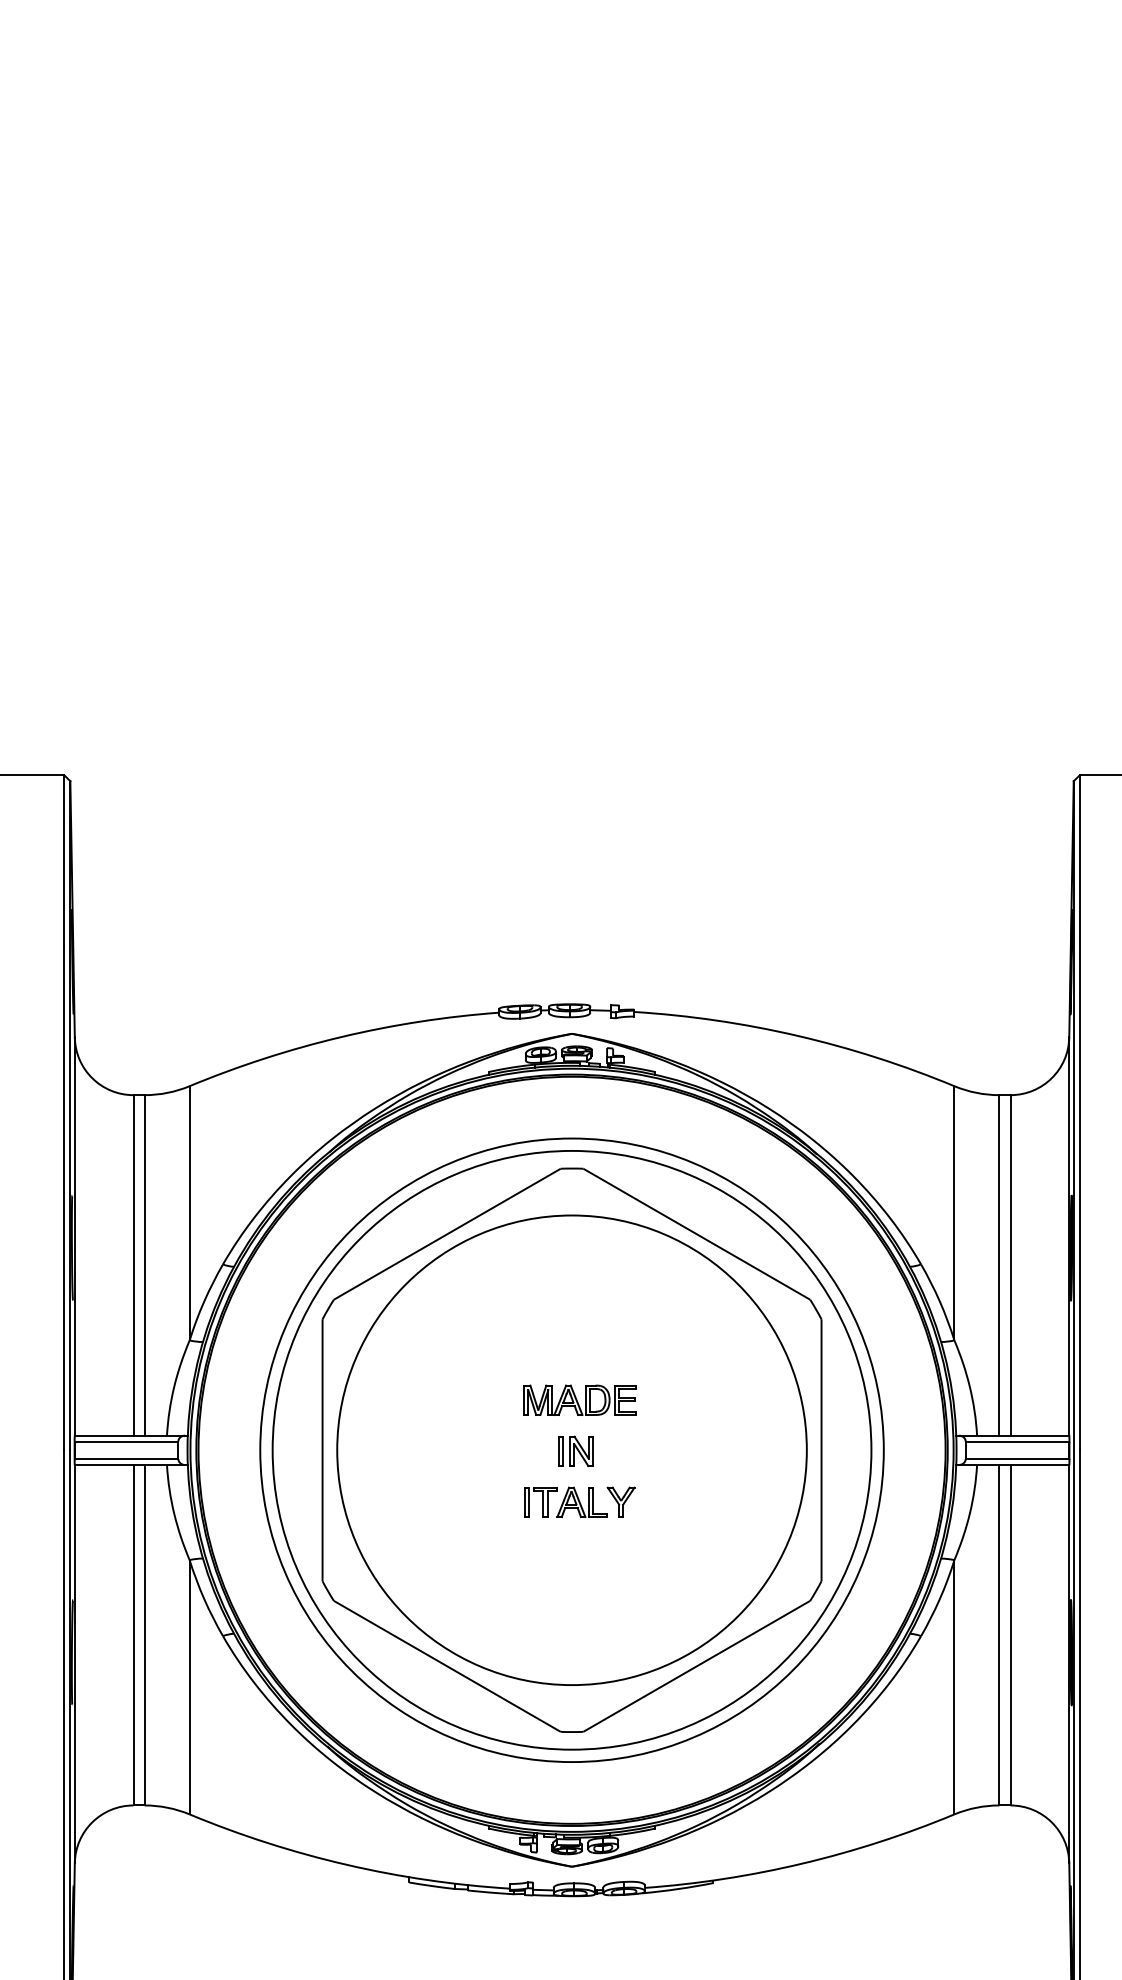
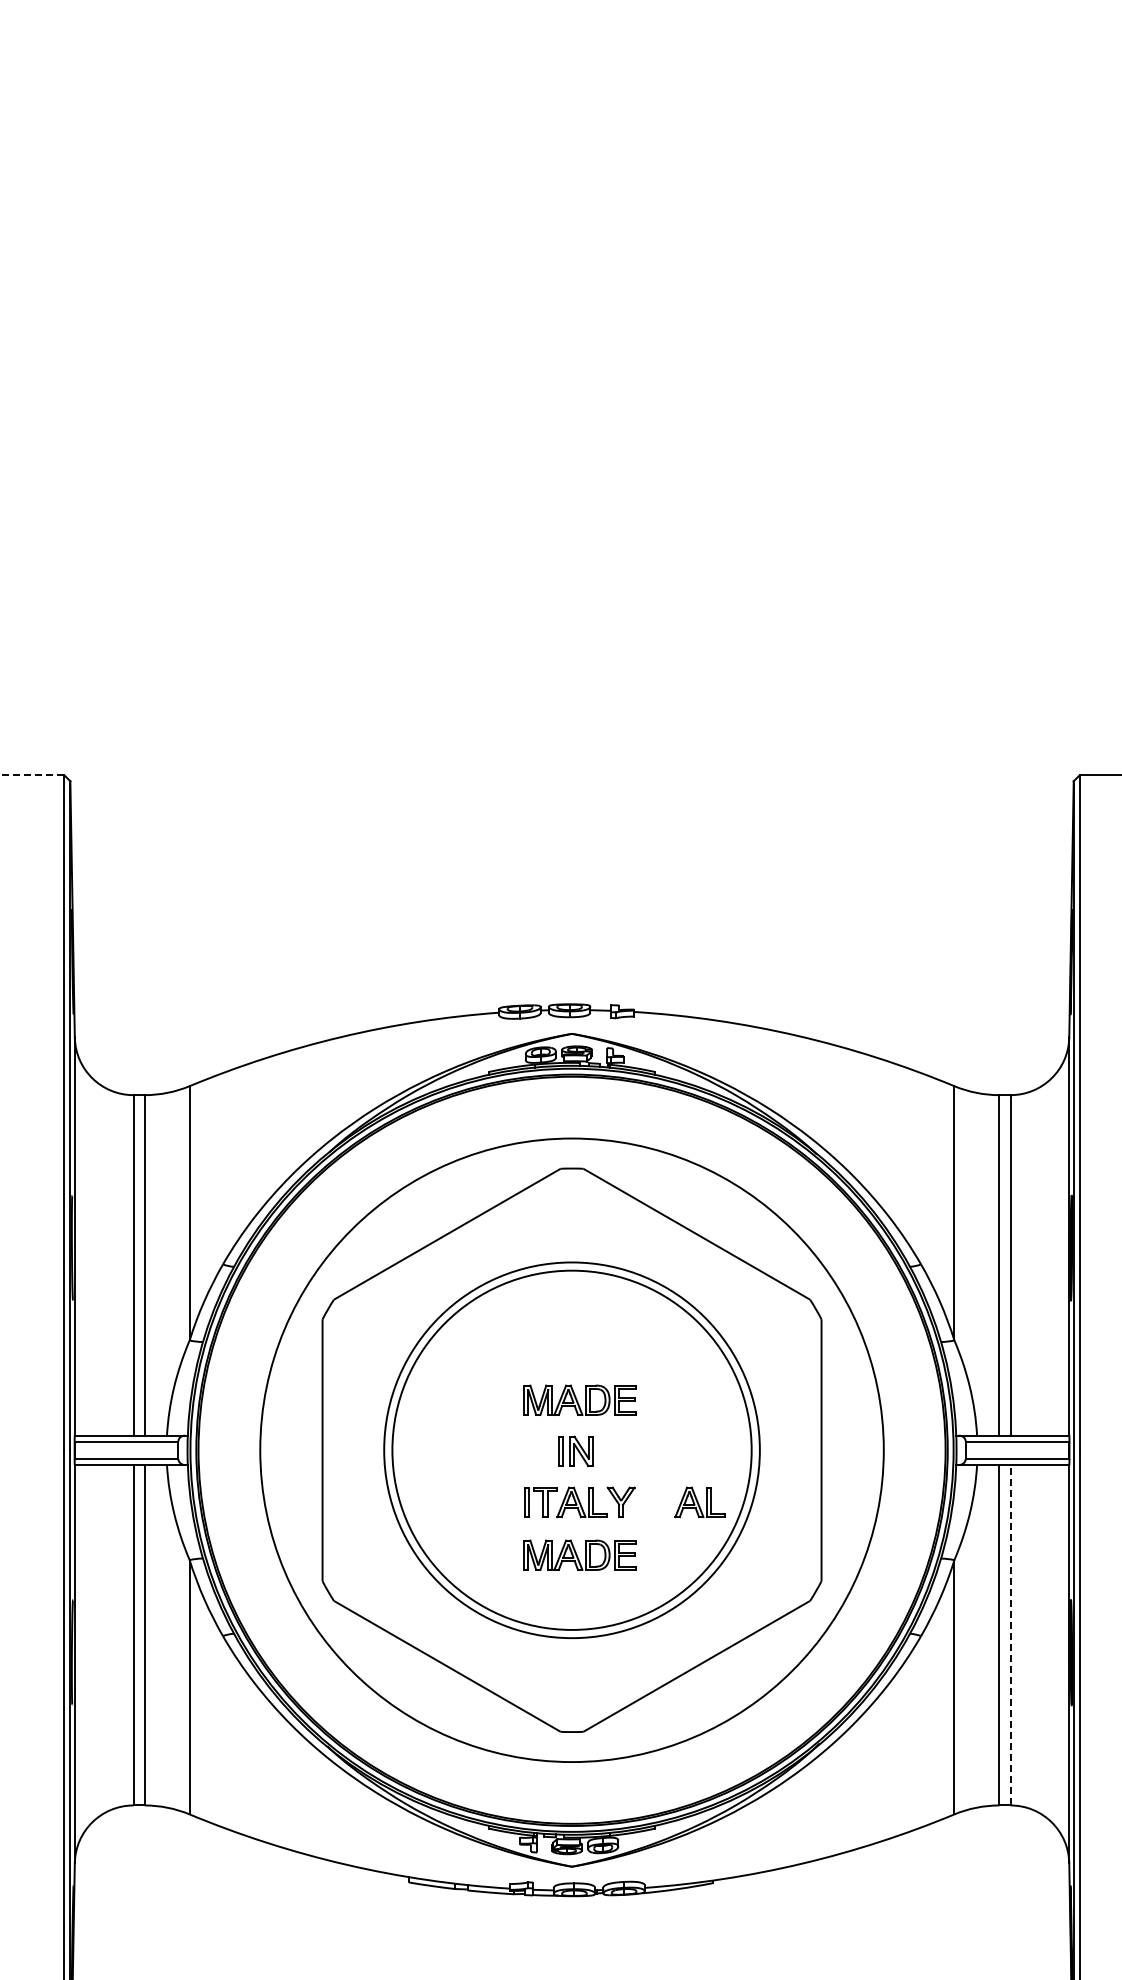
line: solid -> dashed (32, 775)
circle diameter: 599 px -> 359 px (571, 1449)
circle diameter: 470 px -> 376 px (571, 1450)
part: none -> present (699, 1501)
part: none -> present (579, 1554)
line: solid -> dashed (1010, 1634)
